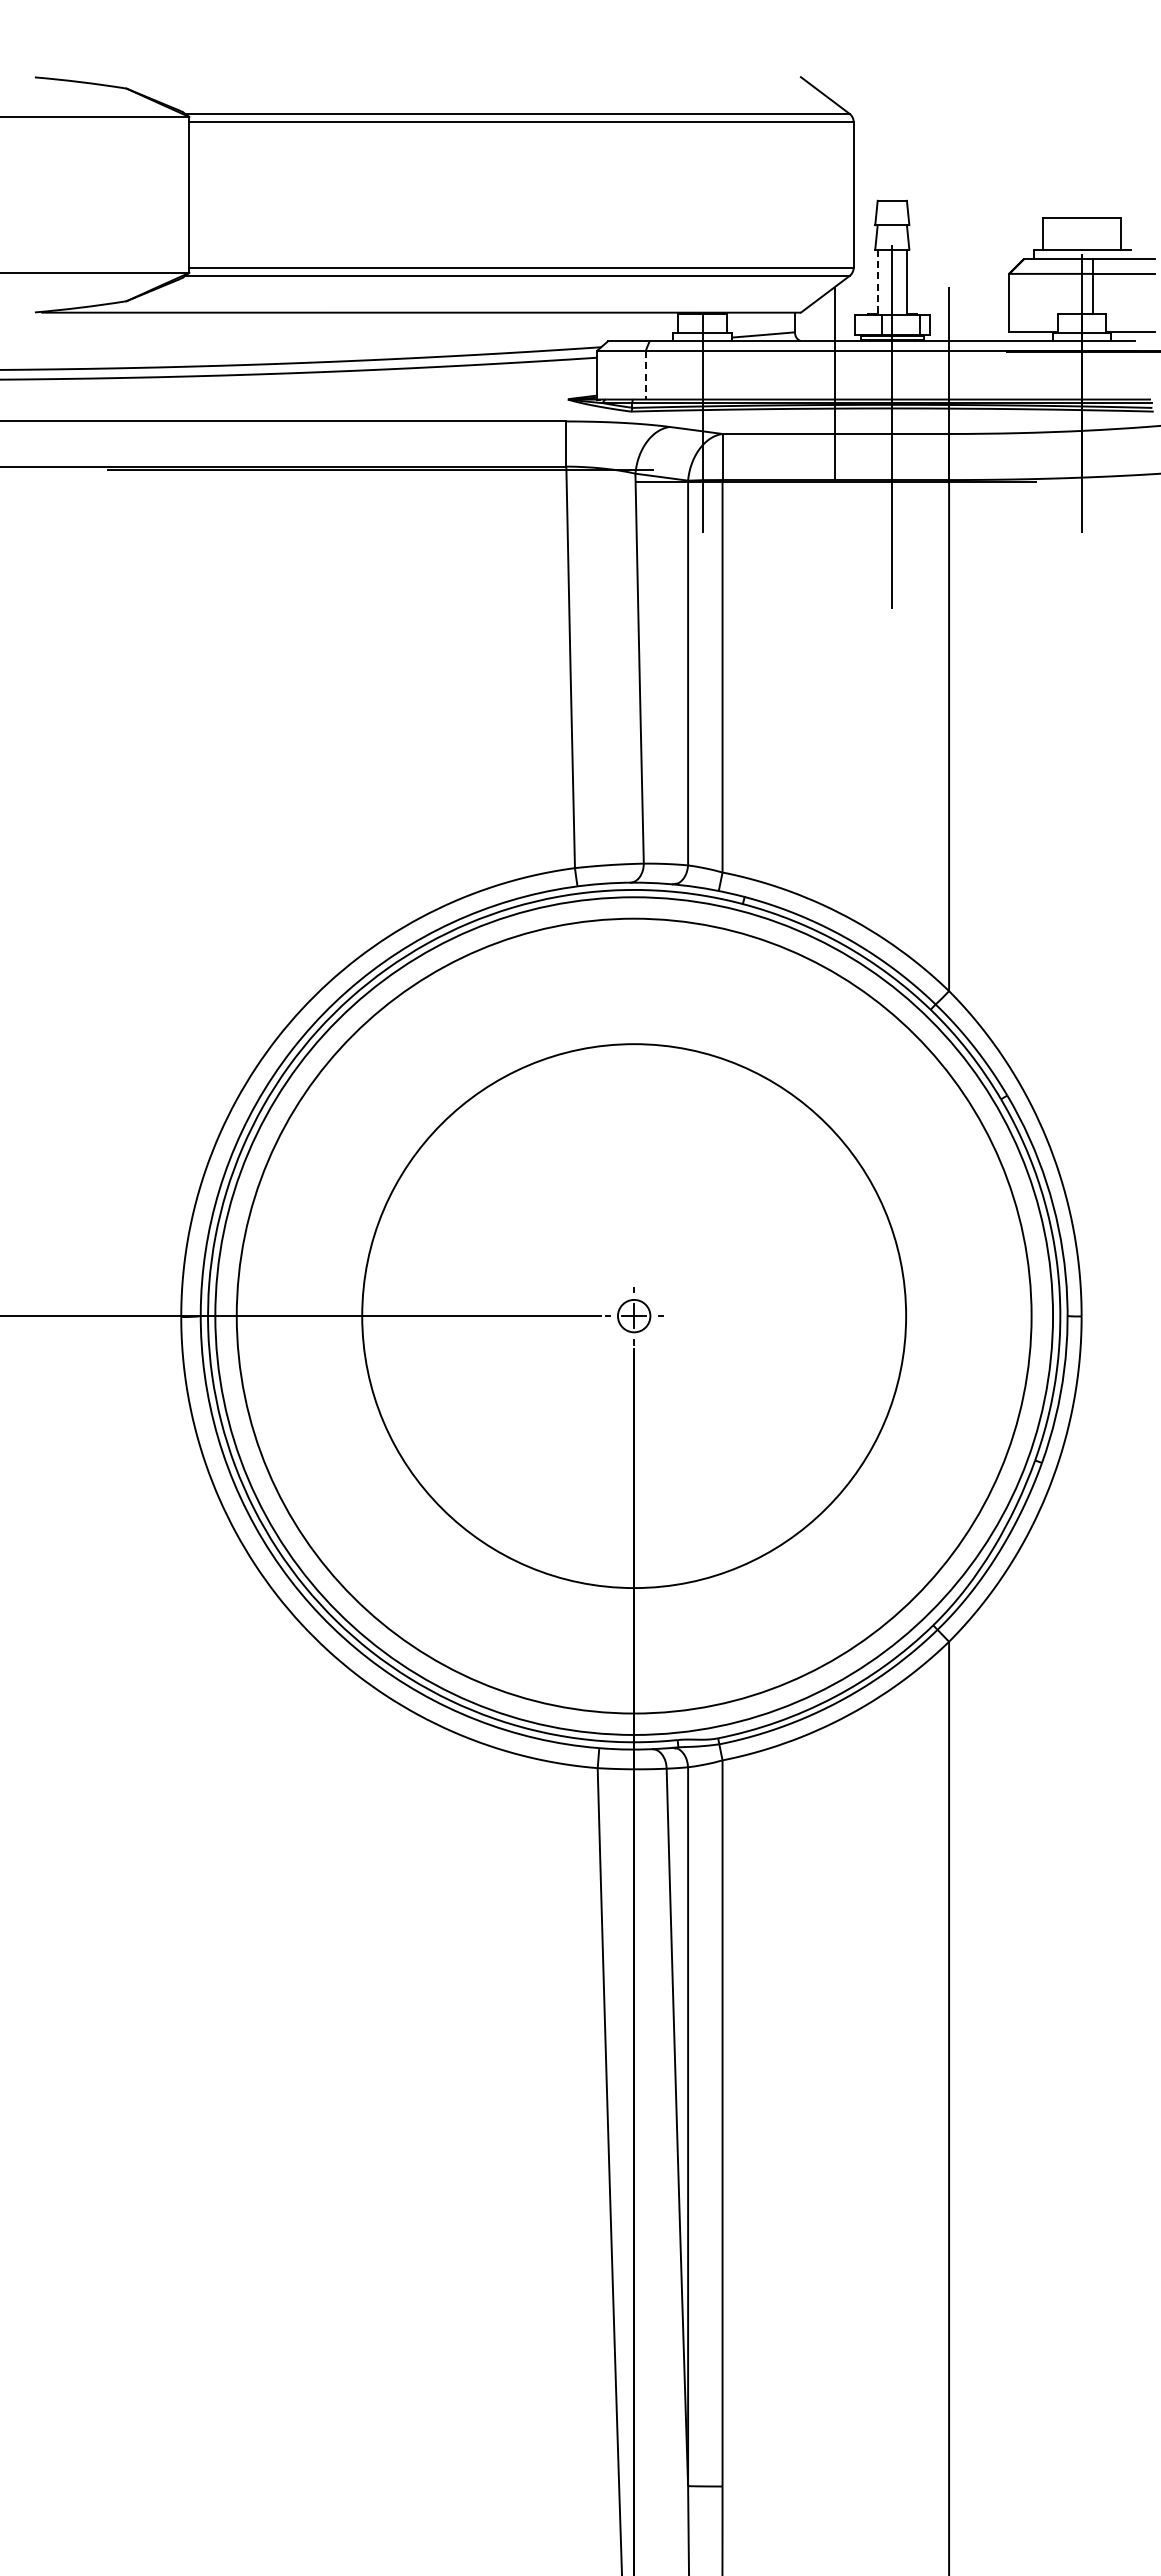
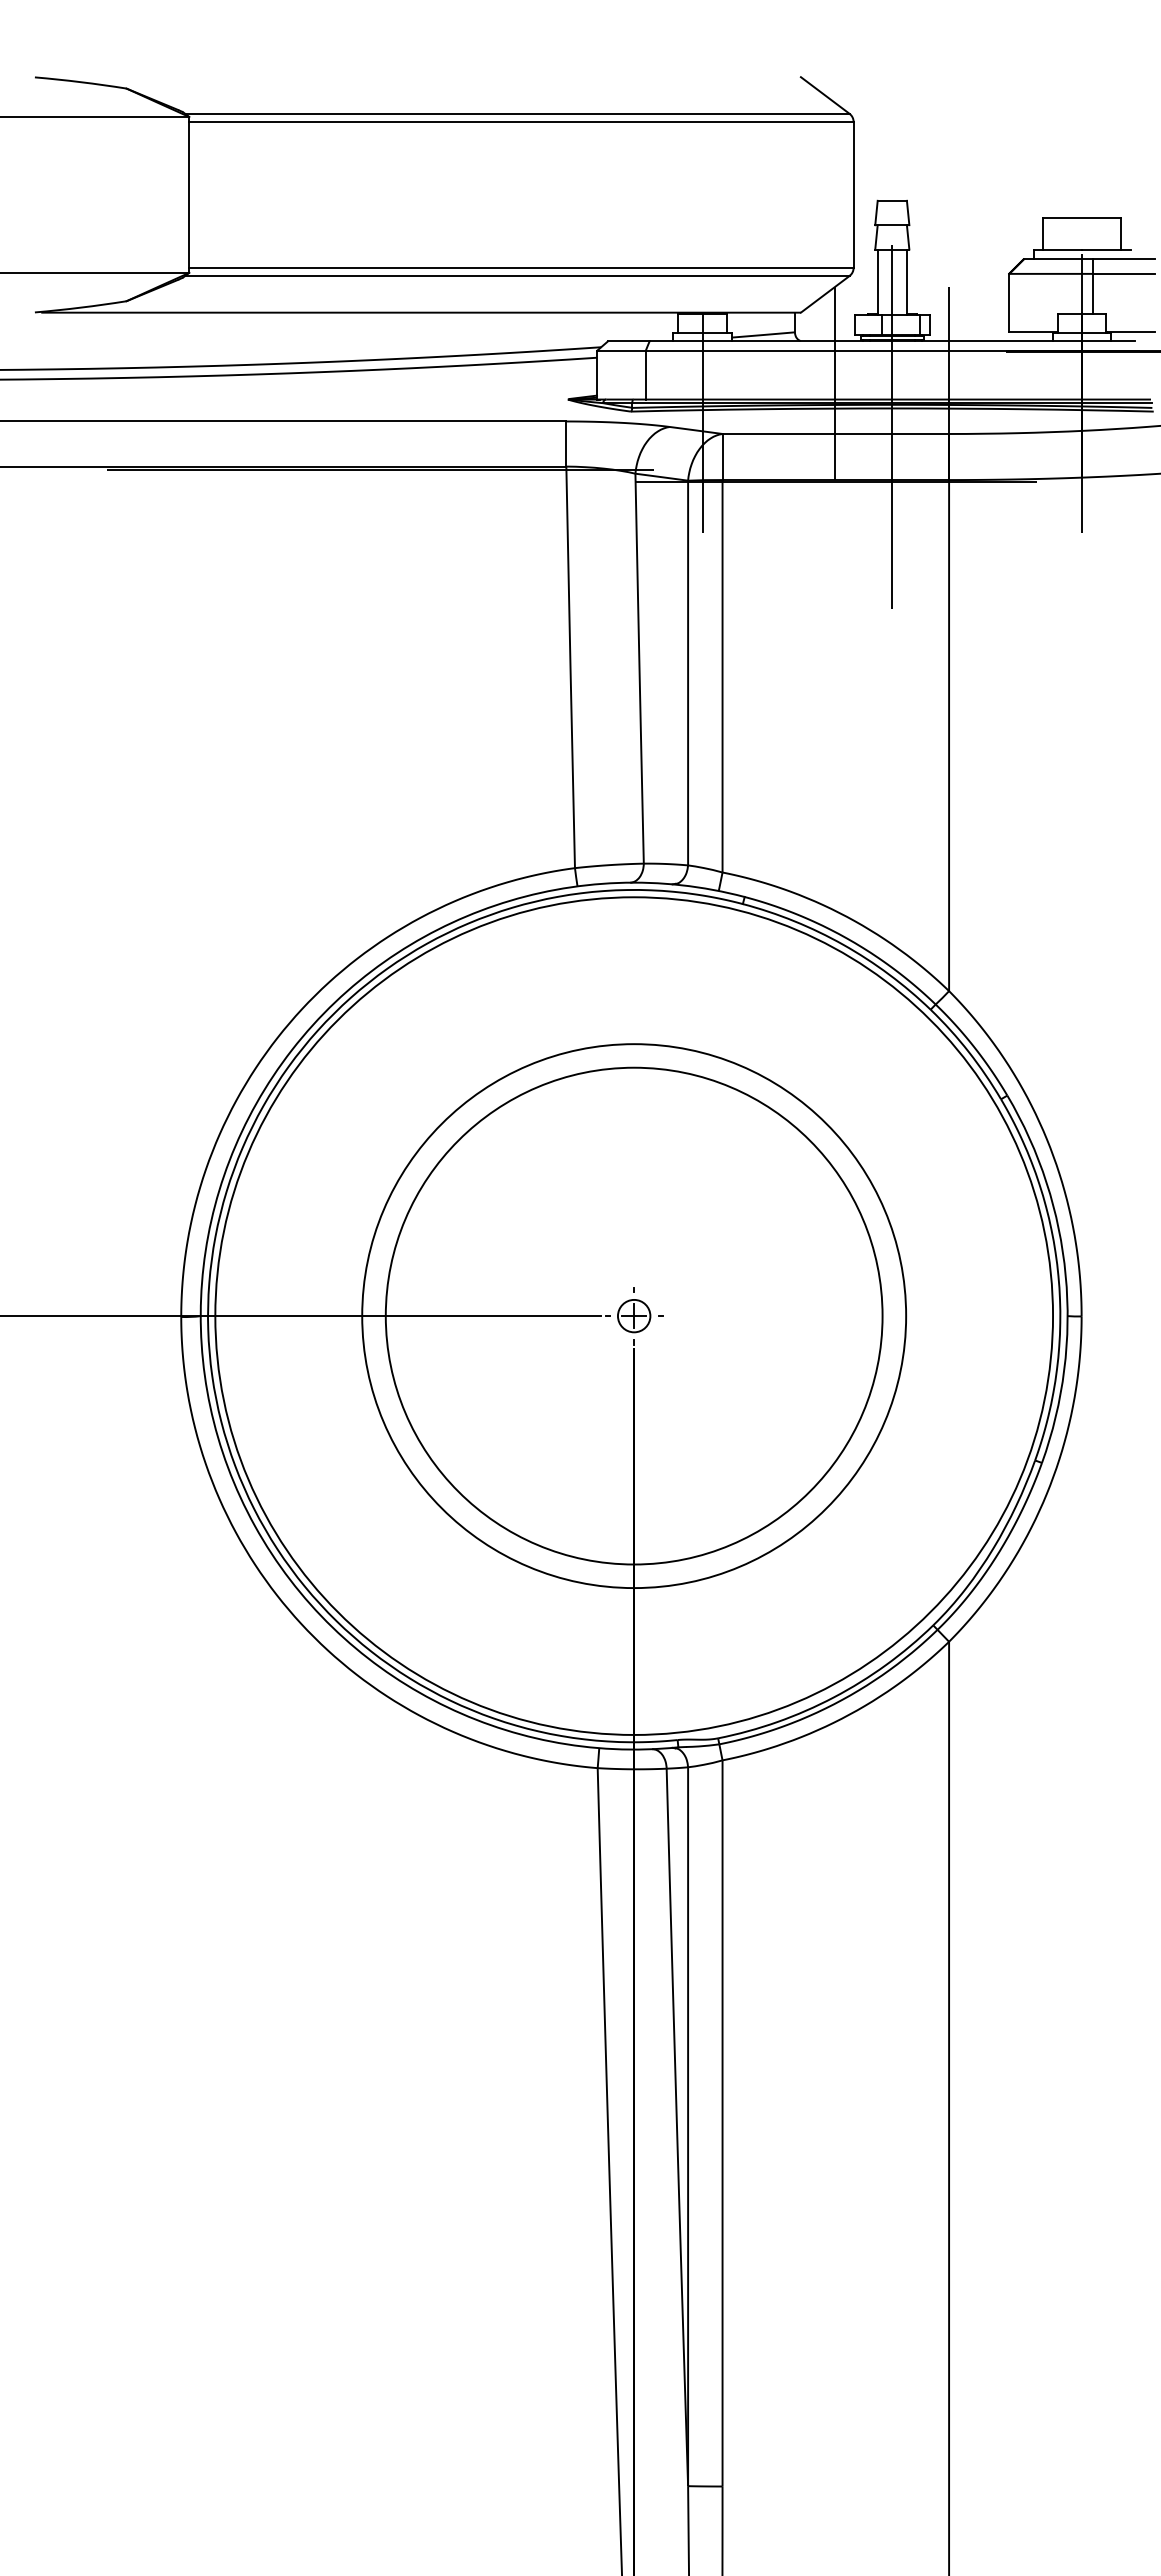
line: dashed -> solid (877, 282)
line: dashed -> solid (645, 375)
circle diameter: 795 px -> 497 px (633, 1315)
